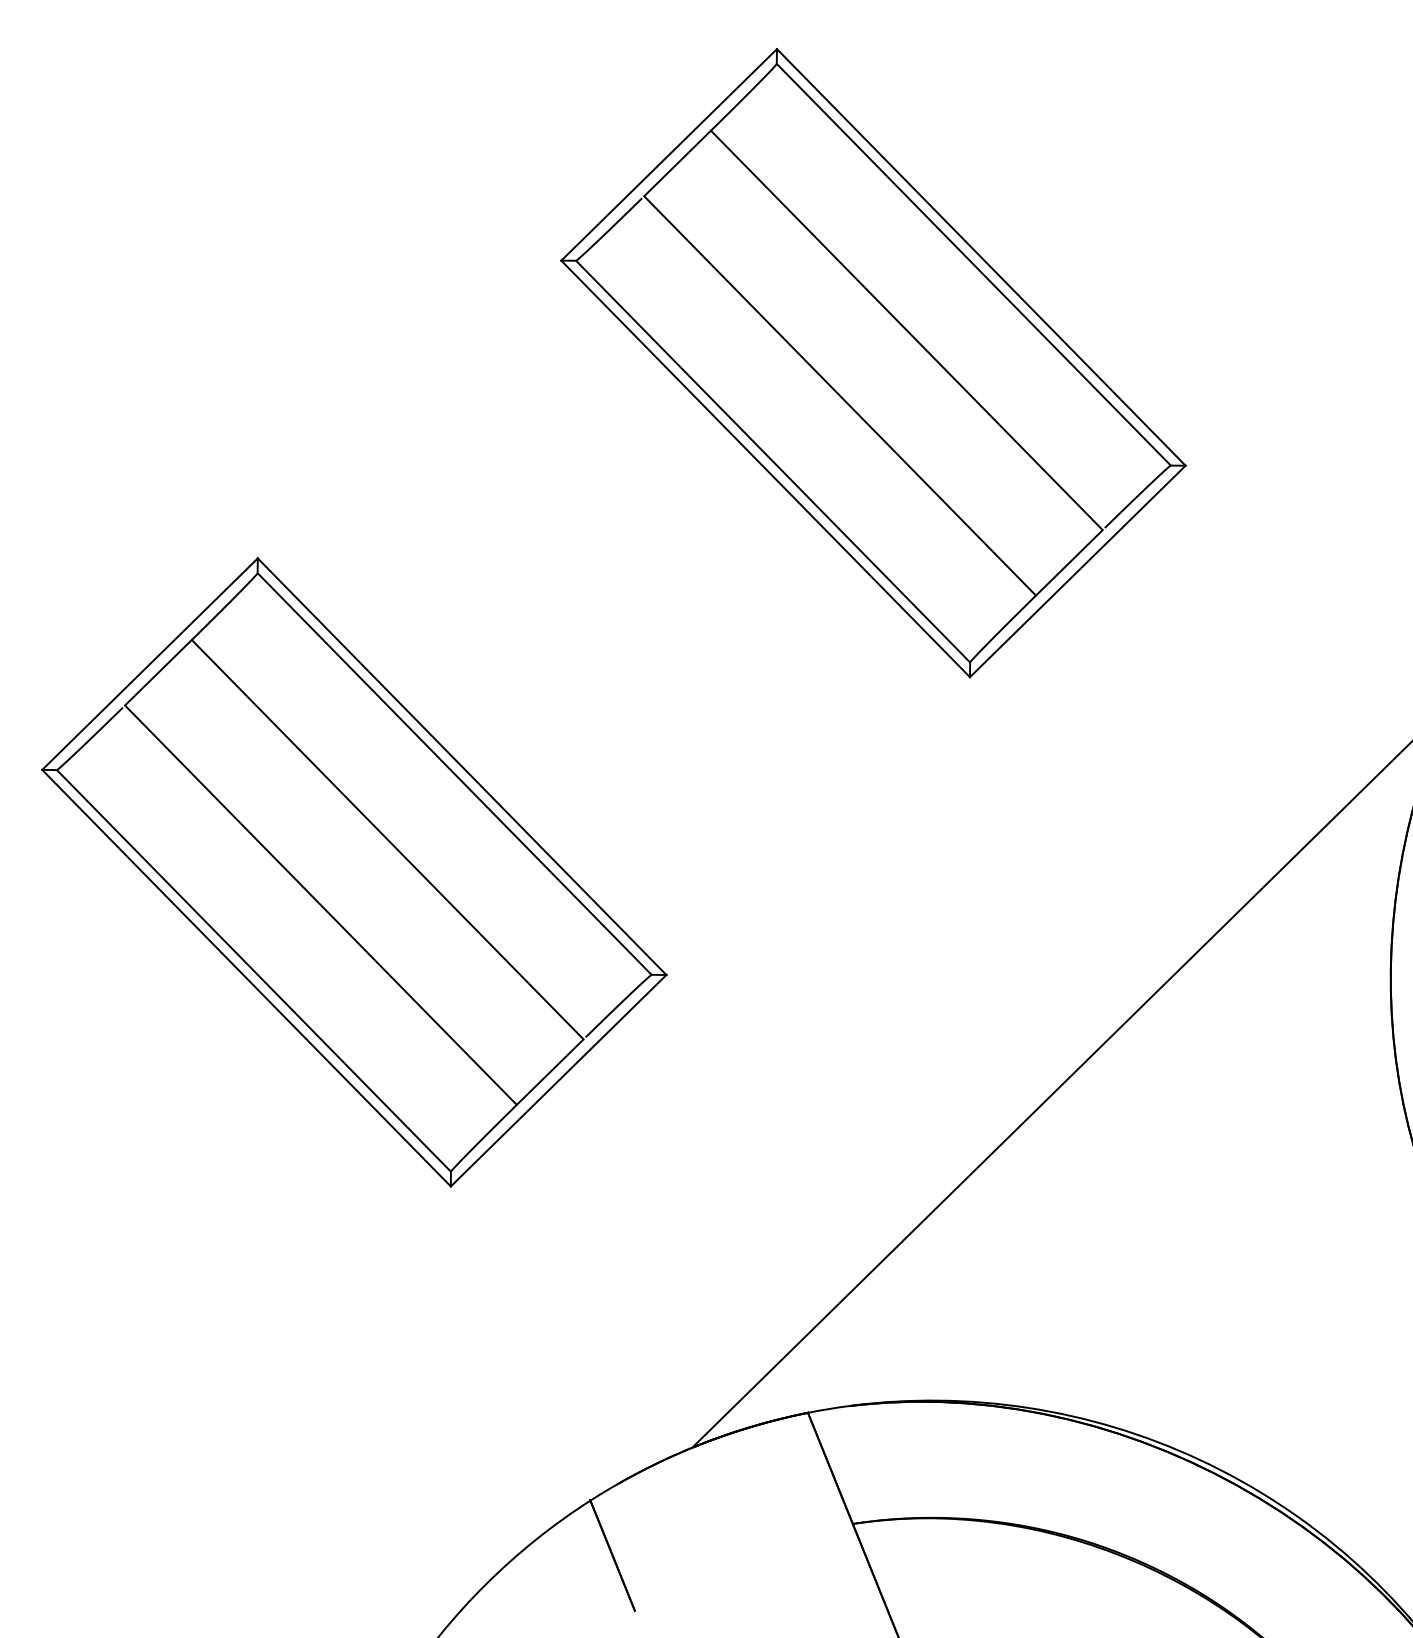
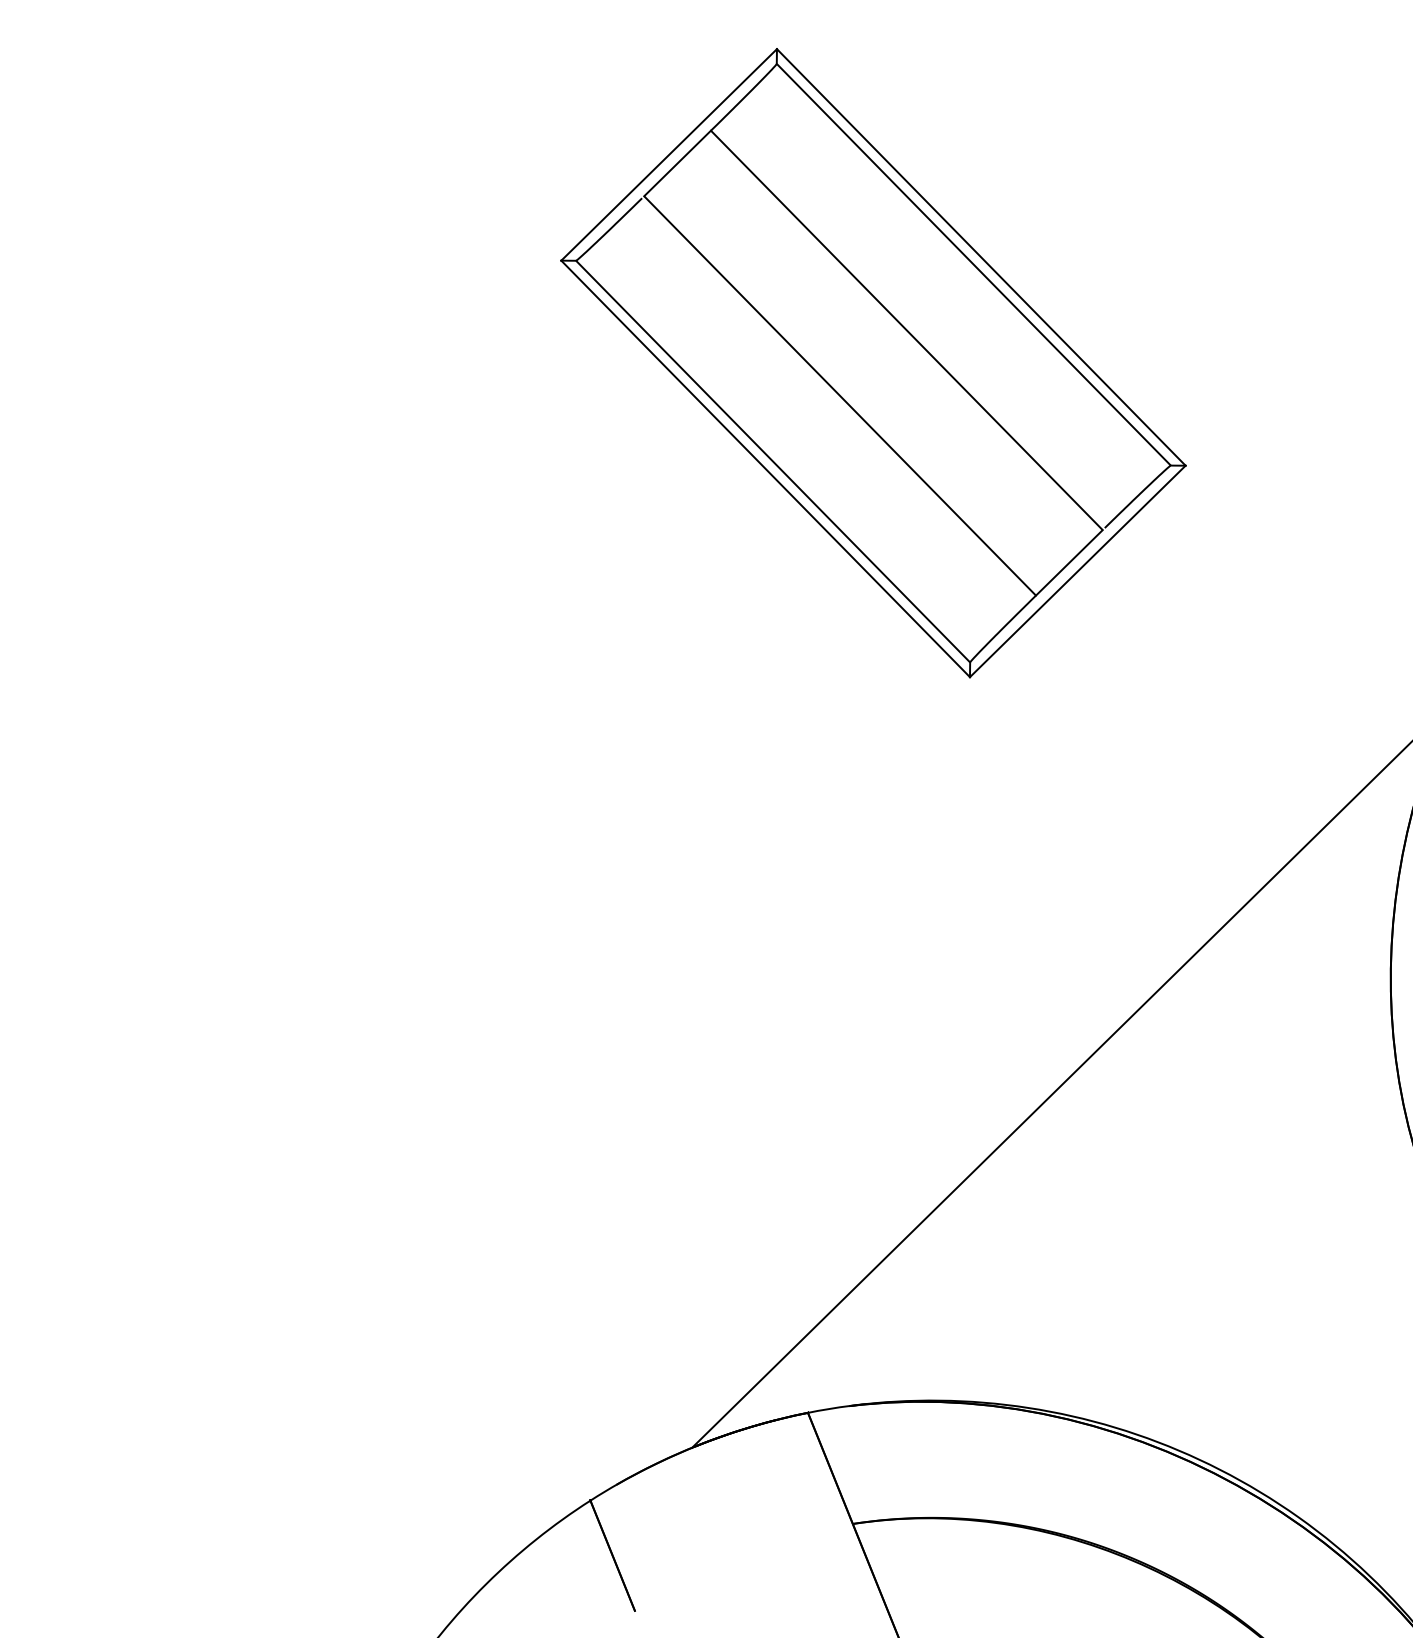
part: present -> none (354, 872)
